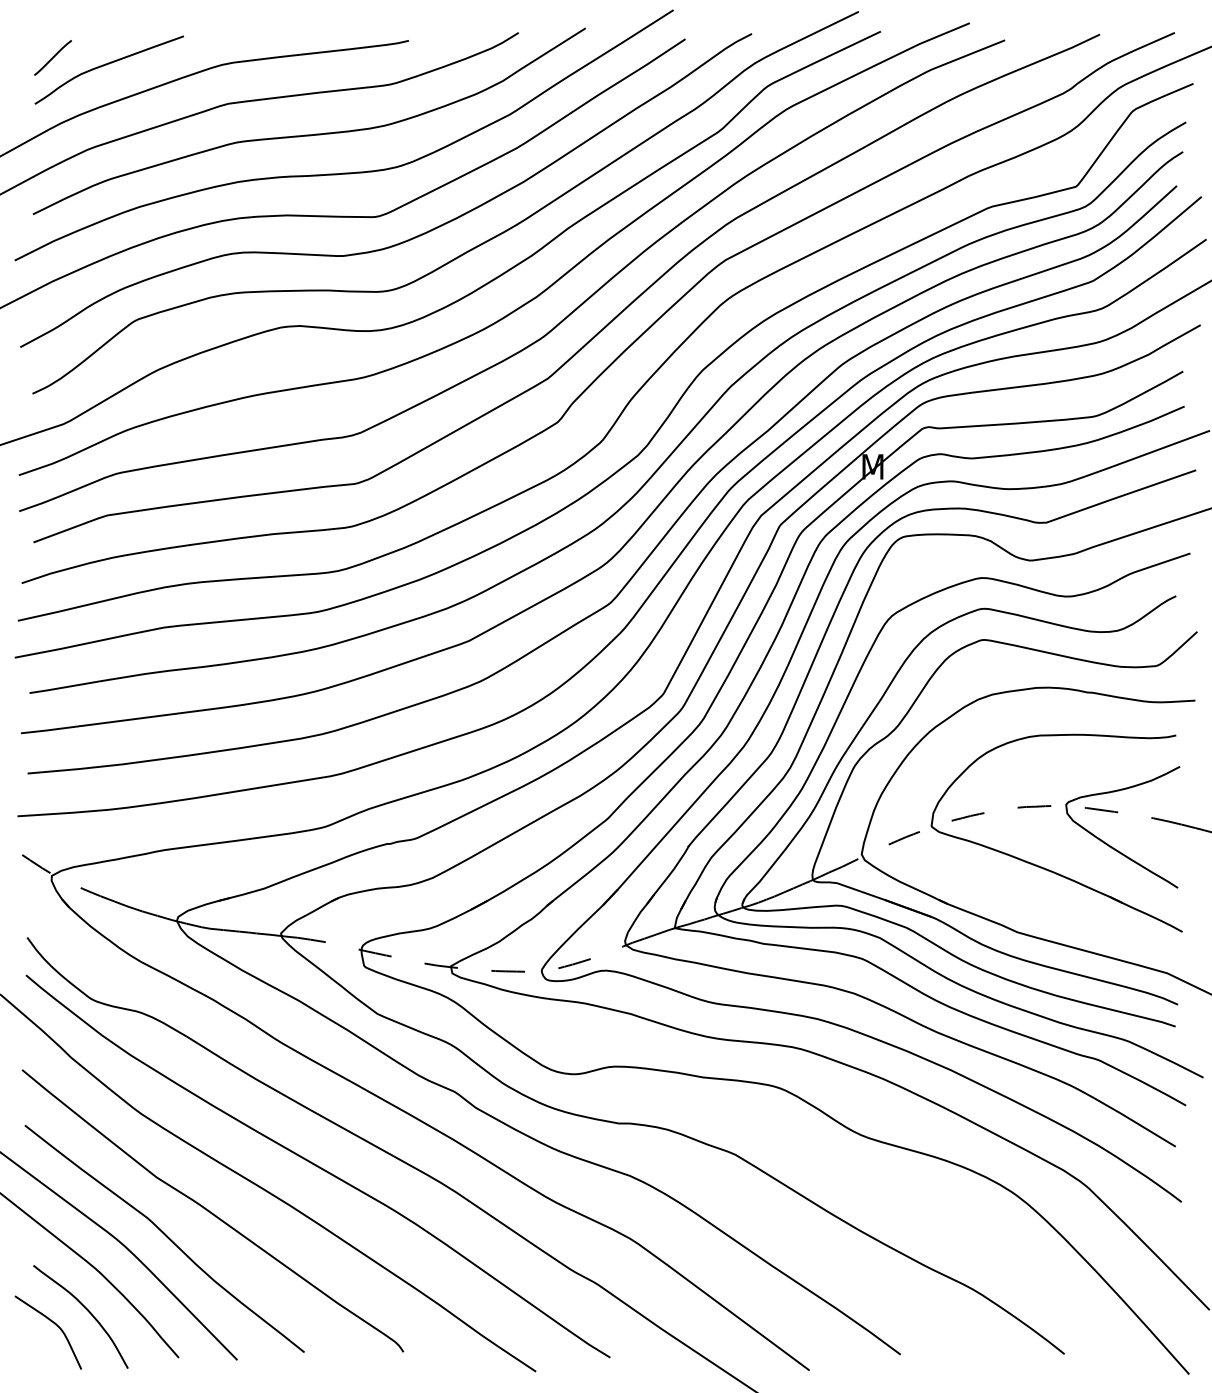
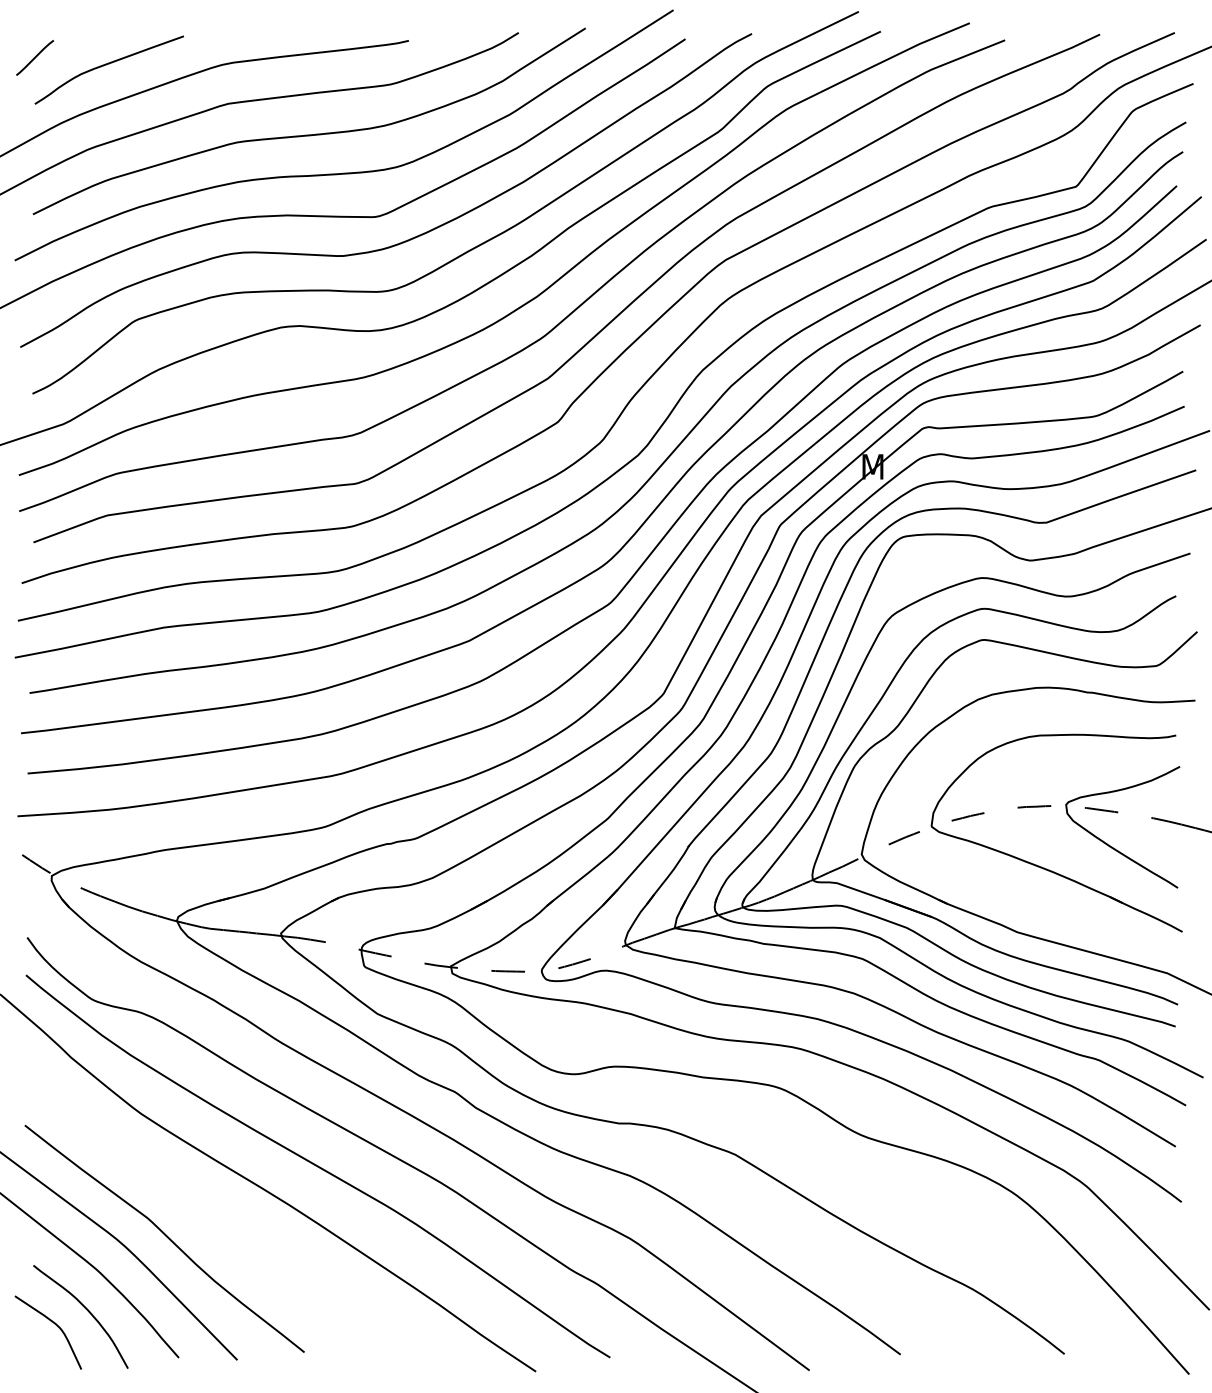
line position: (53, 57) -> (35, 57) (35, 57)
curve: present -> none (212, 1212)
